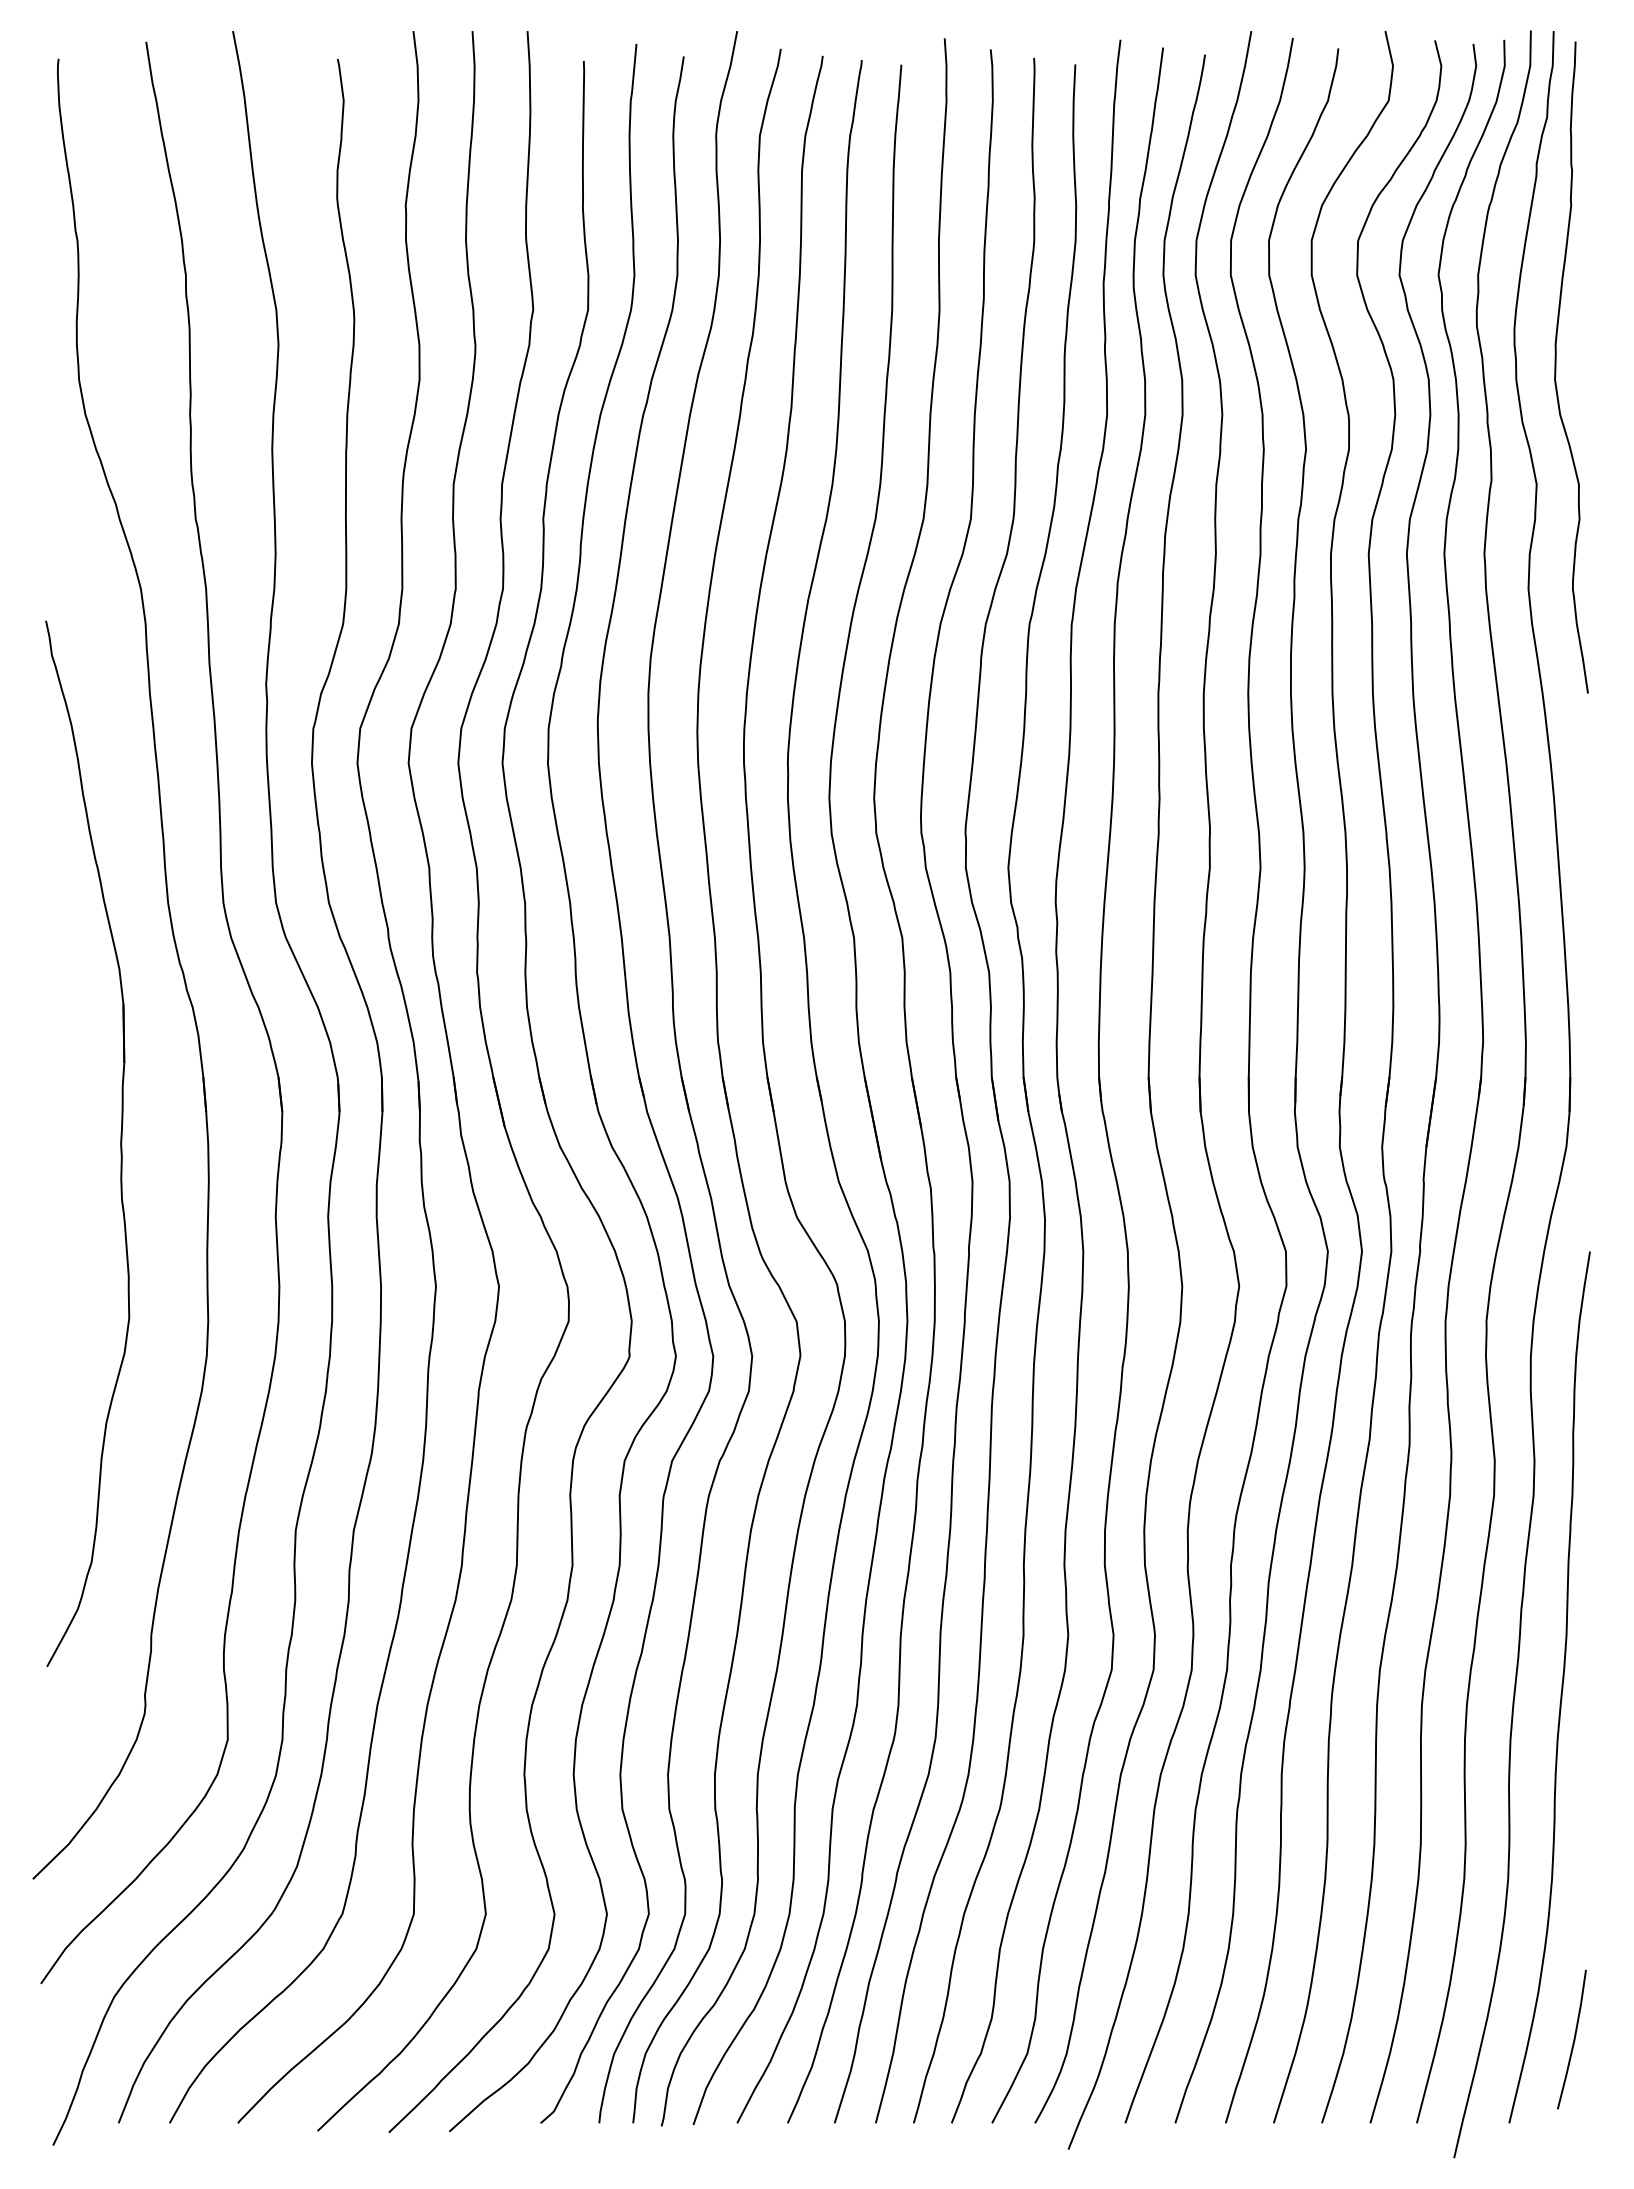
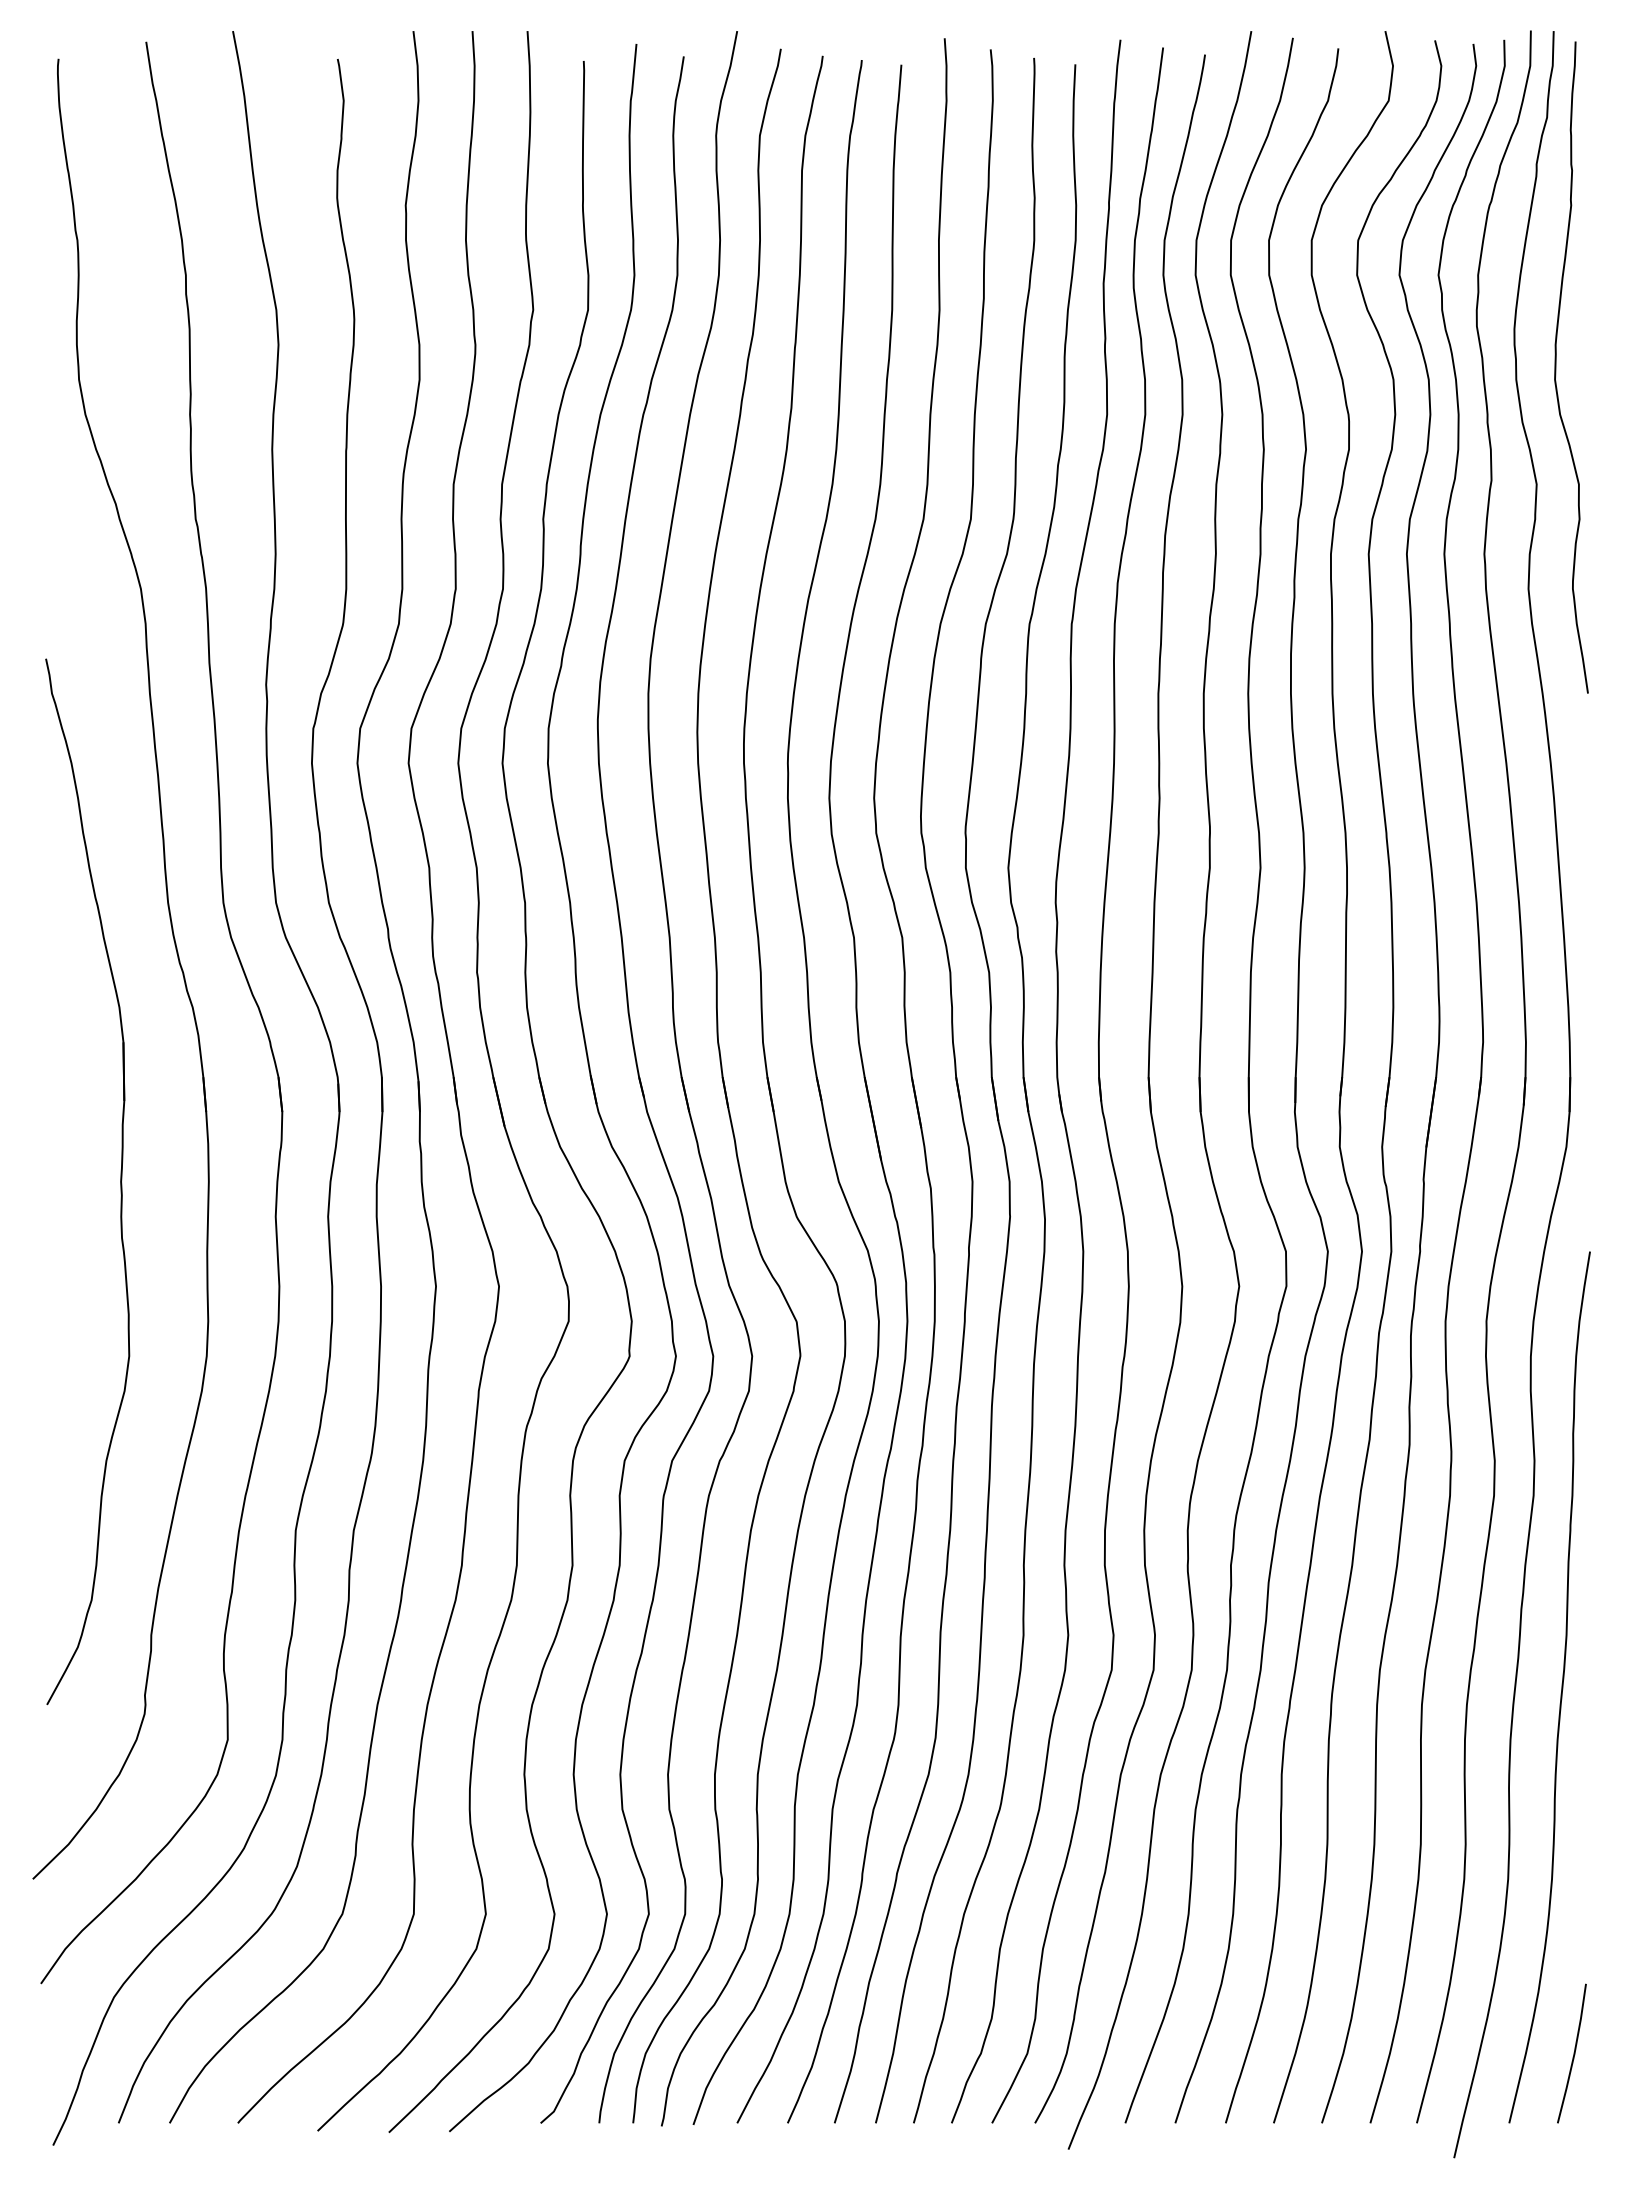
part position: (120, 1143) -> (120, 1181) (120, 1181)
line position: (1573, 2039) -> (1573, 2053) (1573, 2053)
